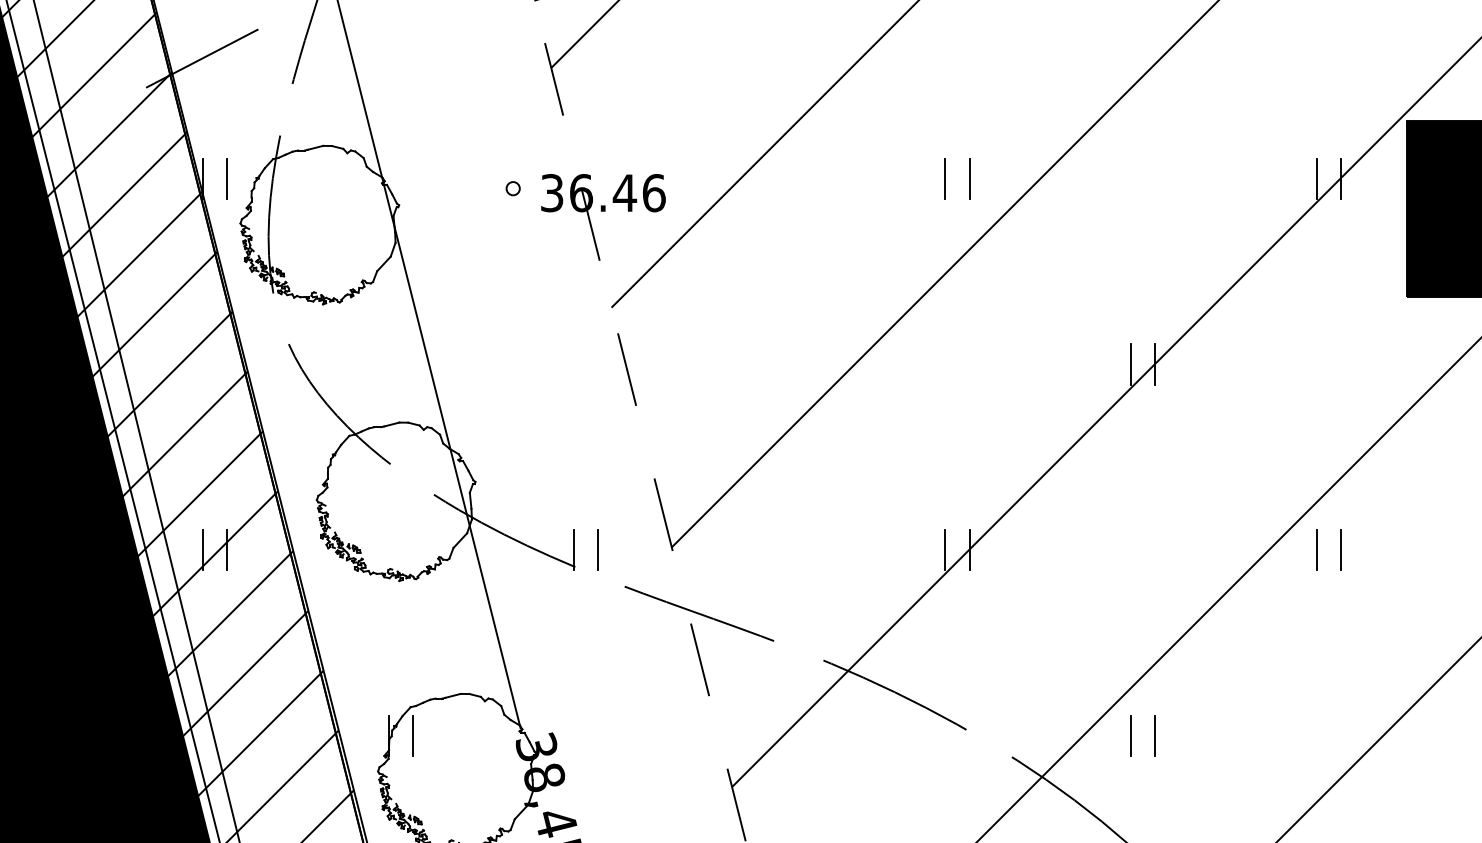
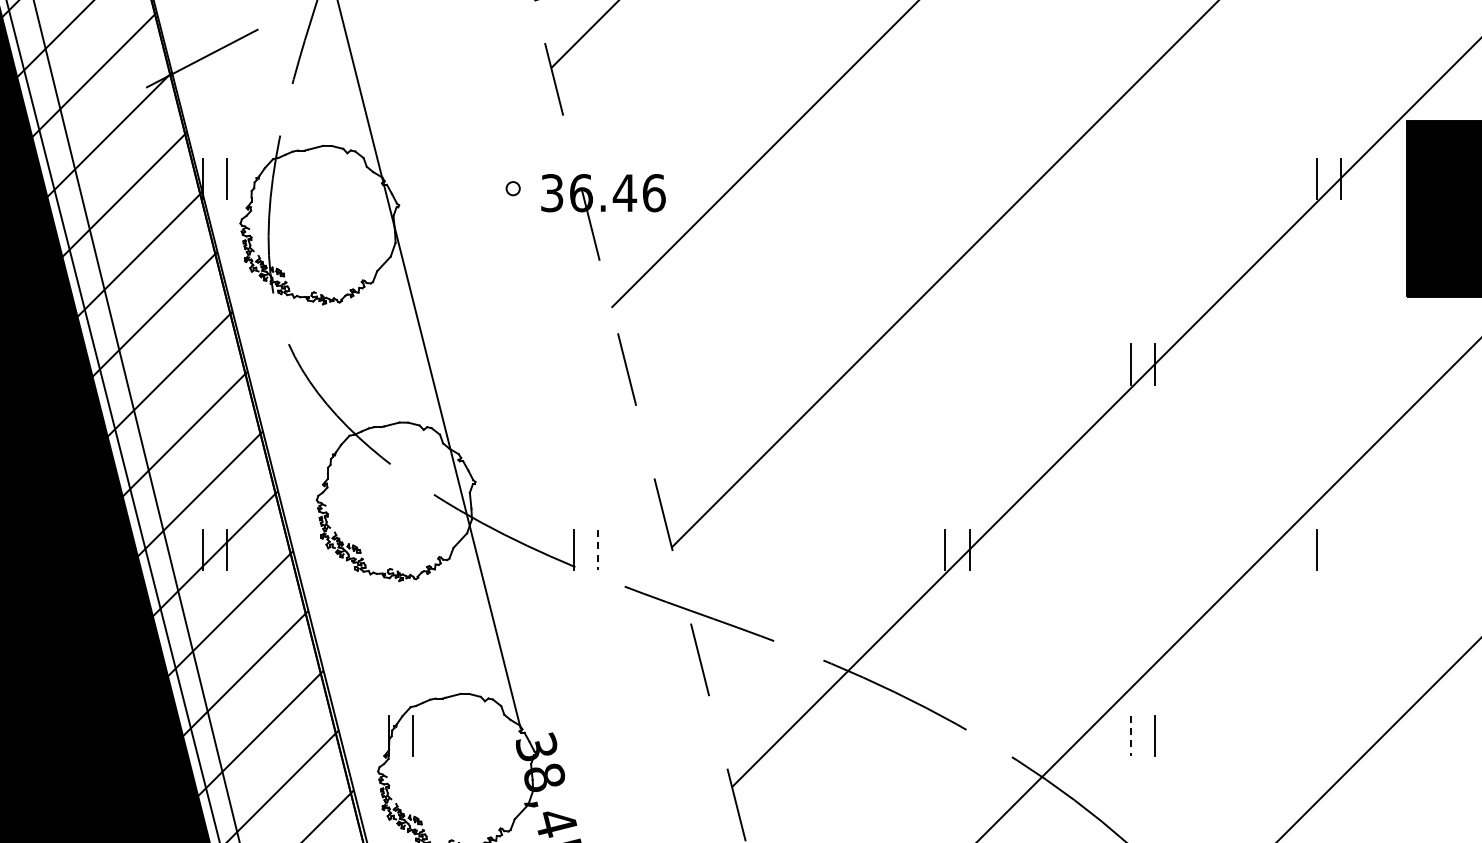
line: present -> none (945, 178)
line: present -> none (969, 178)
line: solid -> dashed (598, 550)
line: present -> none (1340, 550)
line: solid -> dashed (1130, 736)
